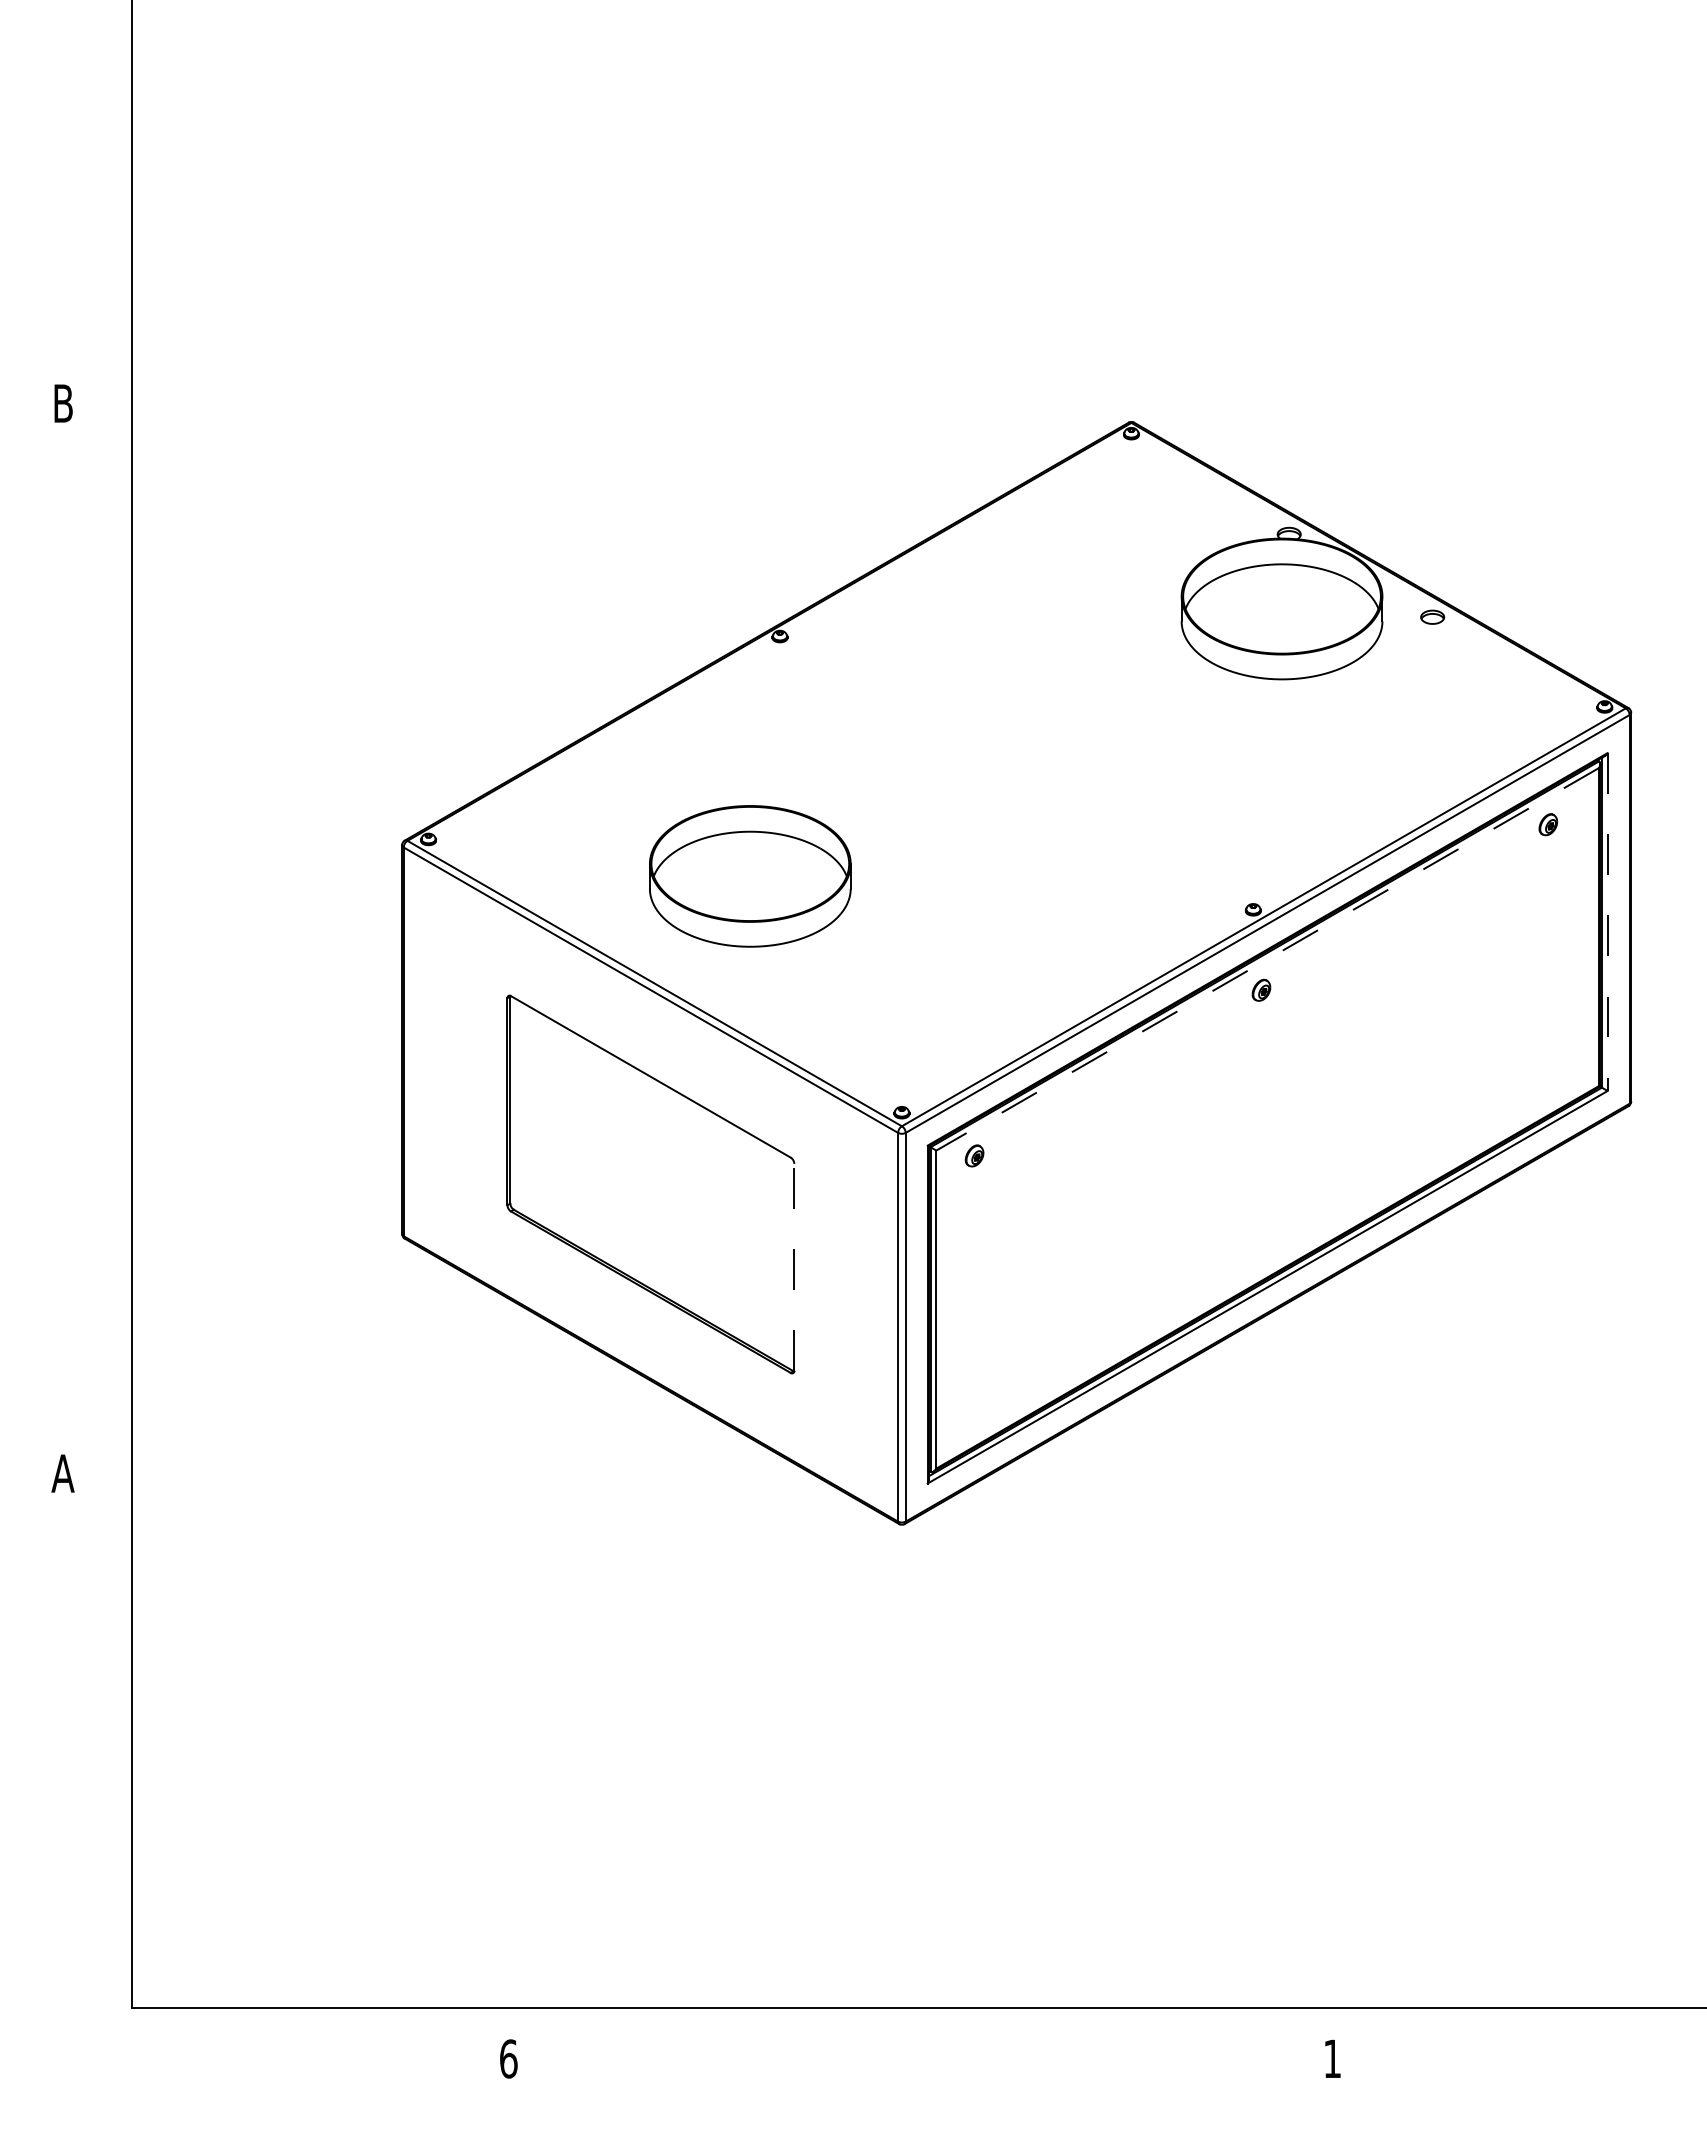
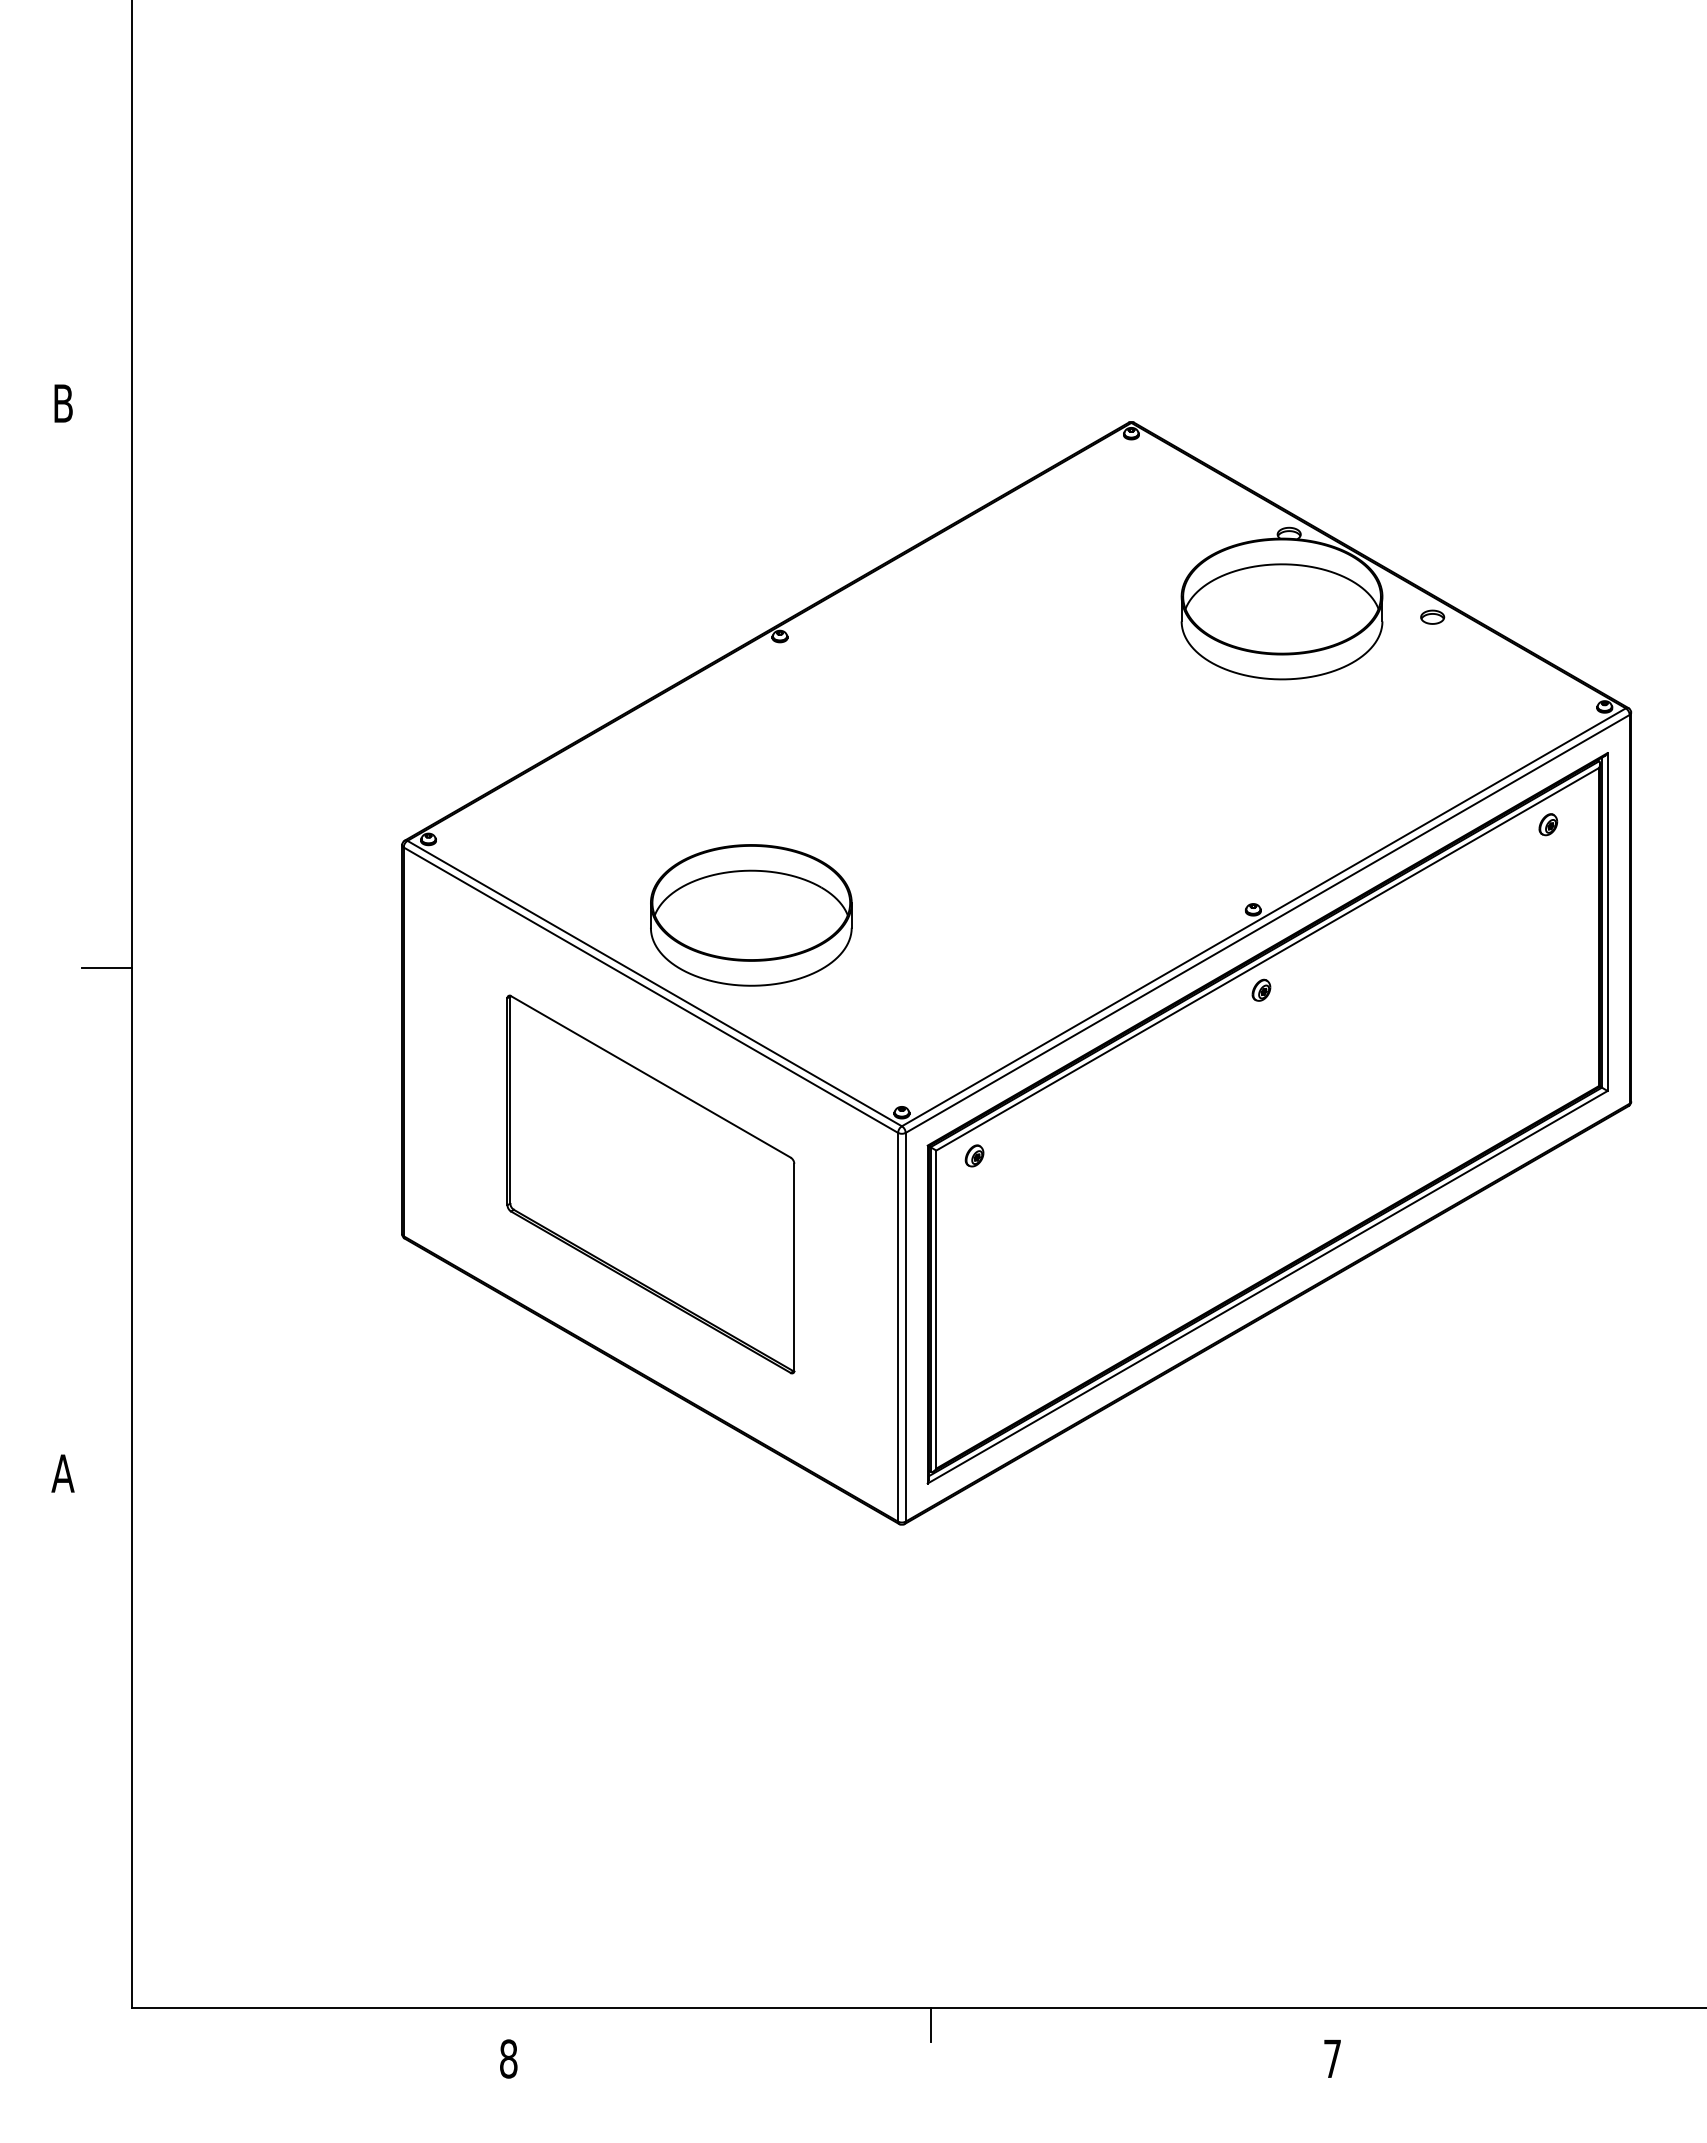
part position: (750, 876) -> (751, 915) (751, 915)
line: dashed -> solid (1607, 922)
line: dashed -> solid (1267, 959)
line: none -> present (106, 968)
line: dashed -> solid (794, 1267)
line: none -> present (930, 2024)
text: 6 -> 8 (508, 2058)
text: 1 -> 7 (1332, 2058)
